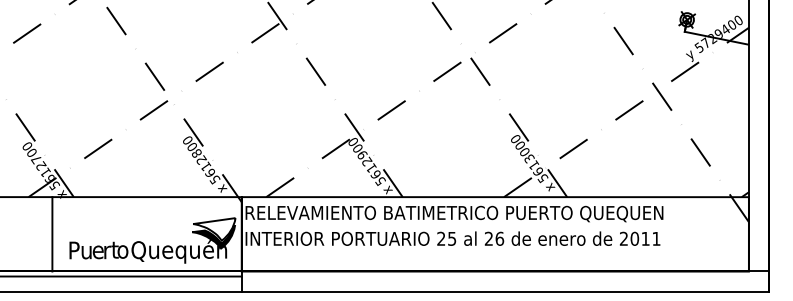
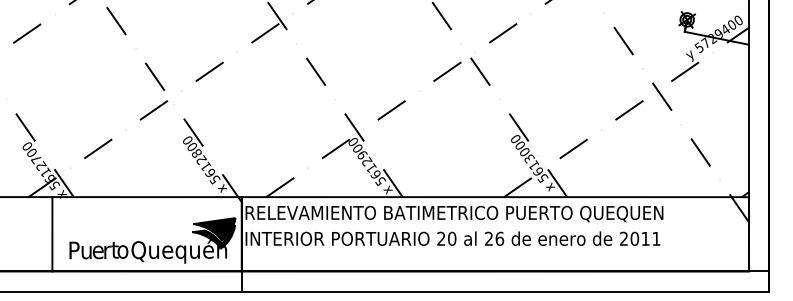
fill: none -> present (214, 229)
text: 25 -> 20 (452, 238)
line position: (121, 276) -> (121, 271) (121, 271)
